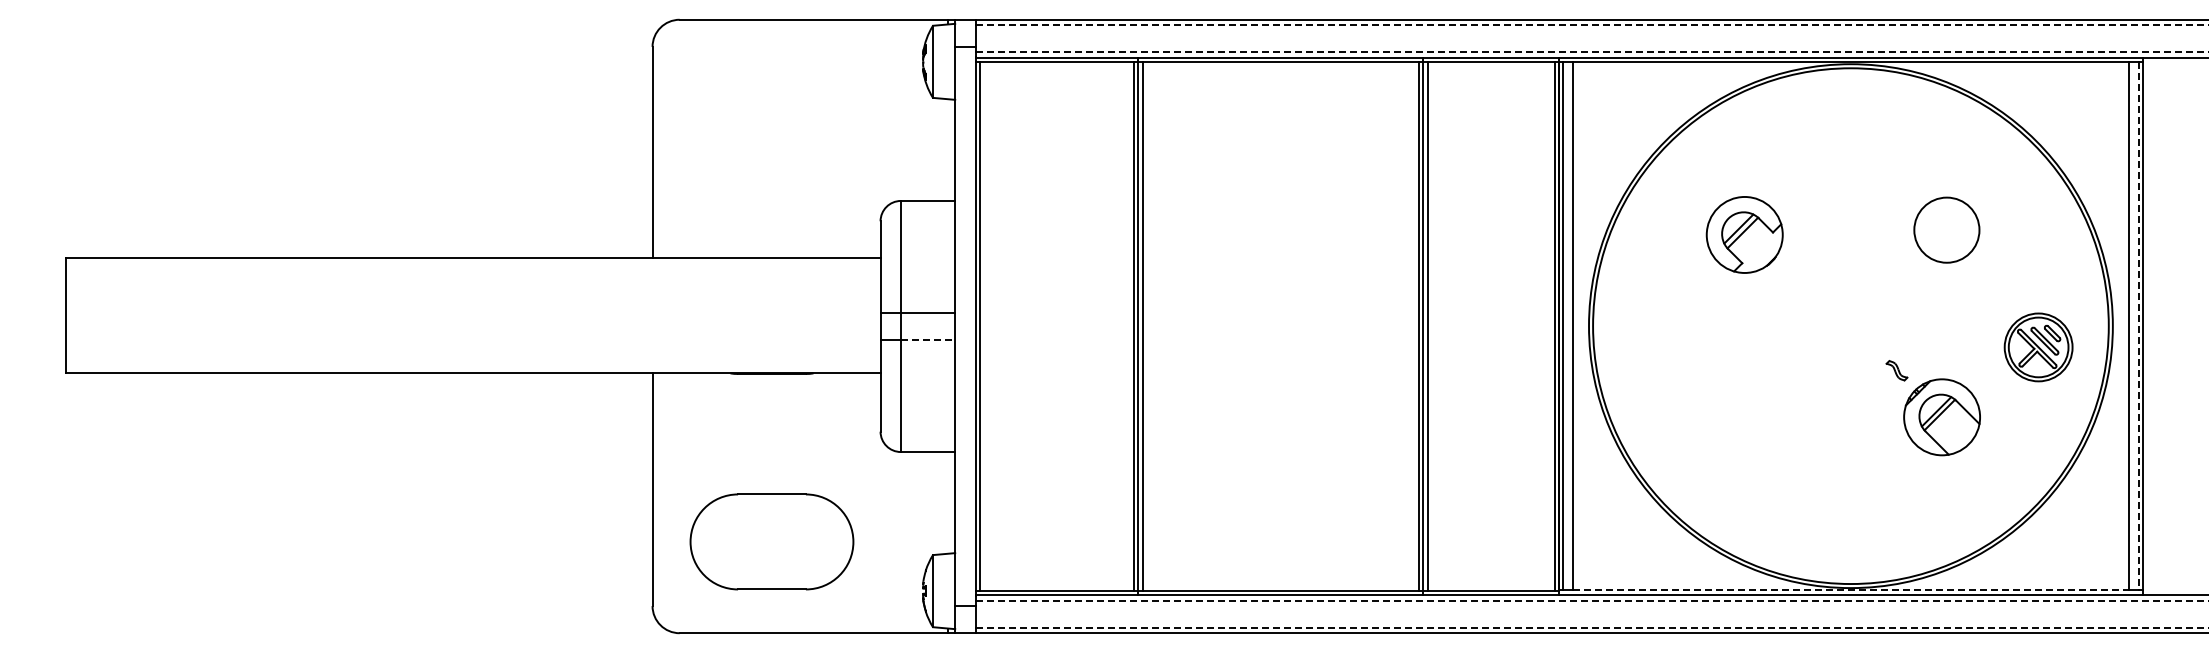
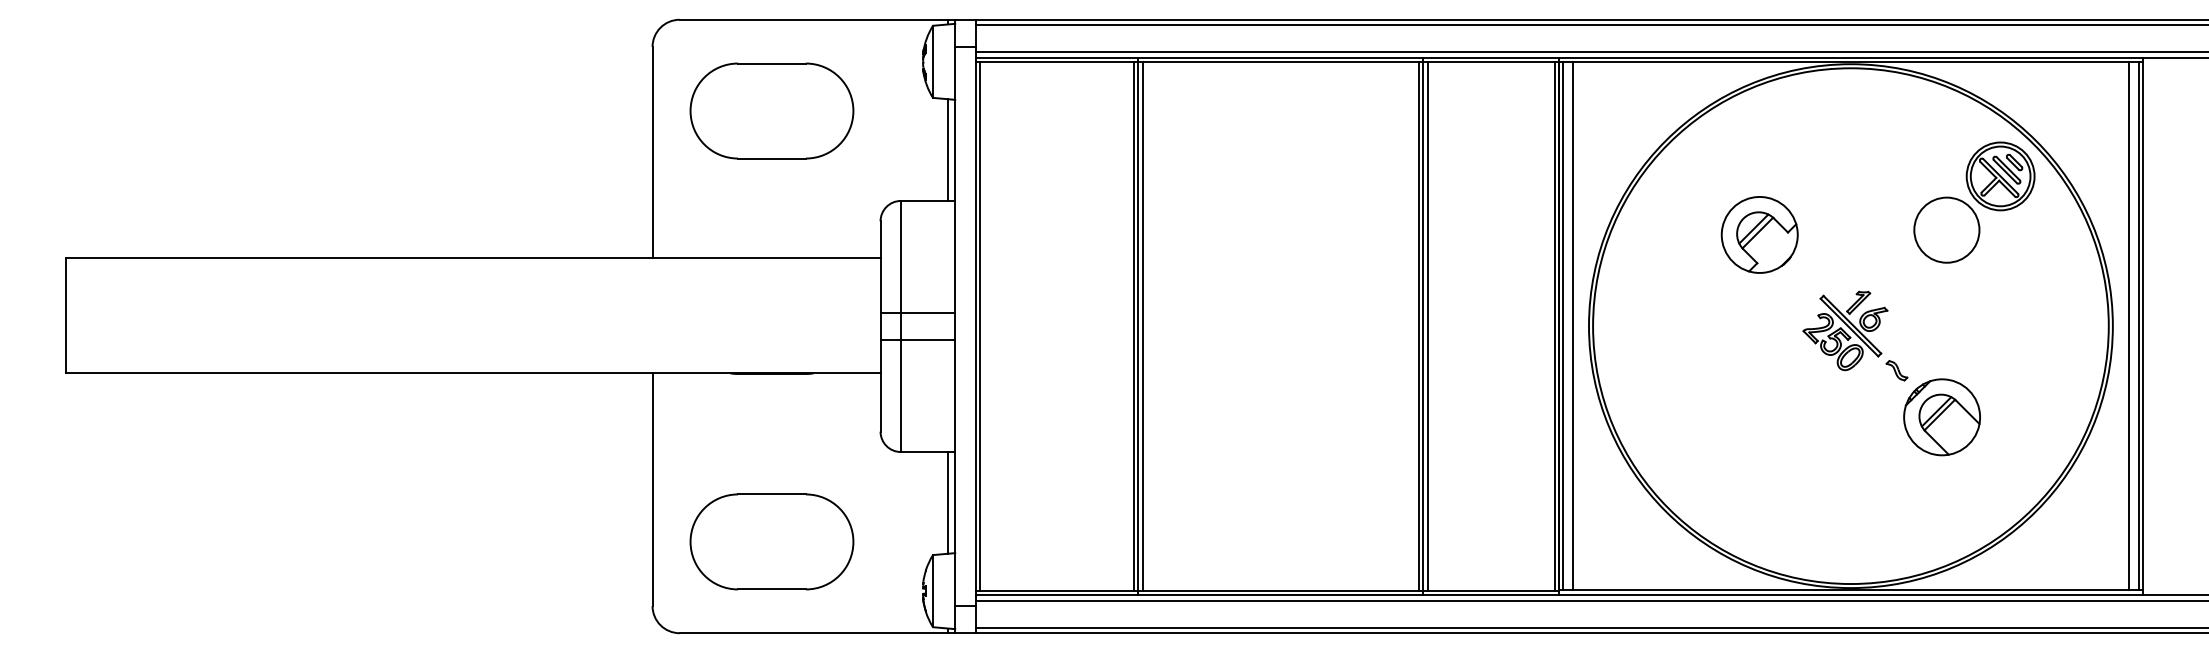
line: dashed -> solid (1592, 25)
line: dashed -> solid (1592, 52)
part: none -> present (771, 110)
line: none -> present (948, 149)
part position: (1744, 234) -> (1759, 234) (1759, 234)
line: dashed -> solid (2138, 326)
part: none -> present (1845, 330)
line: dashed -> solid (928, 340)
part position: (2038, 347) -> (2000, 176) (2000, 176)
line: none -> present (948, 502)
line: dashed -> solid (1851, 590)
line: dashed -> solid (1592, 600)
line: dashed -> solid (1592, 627)
